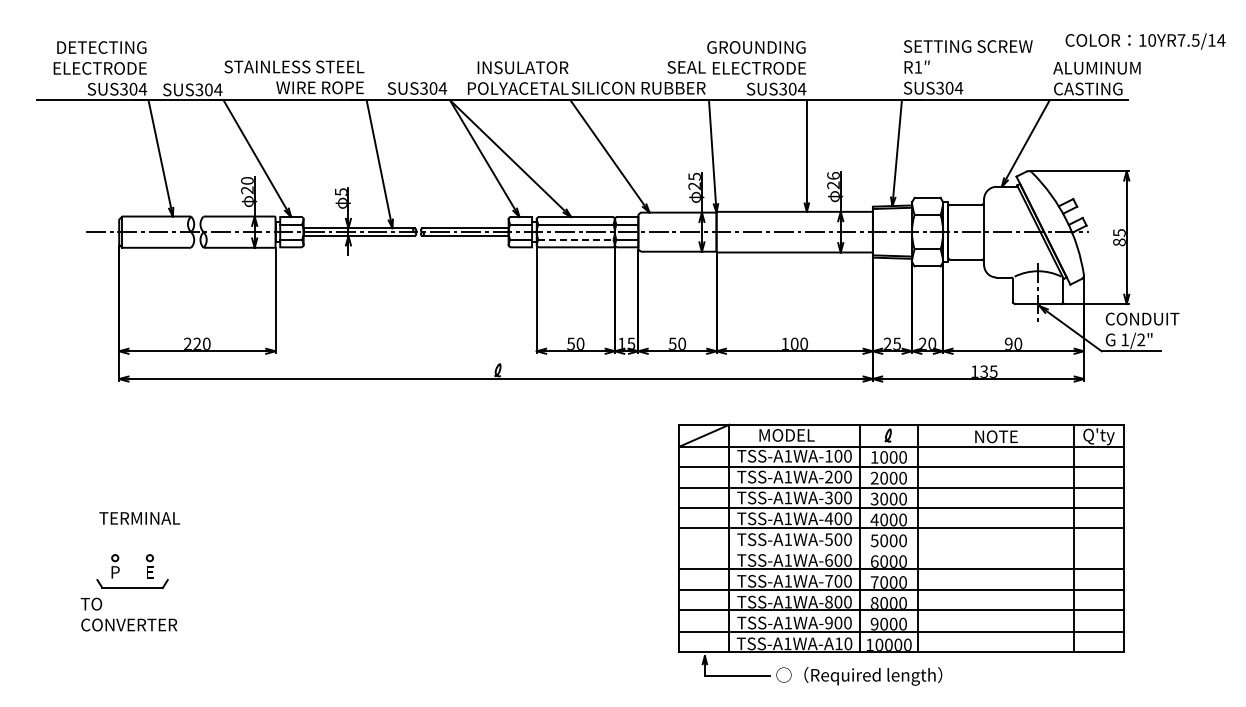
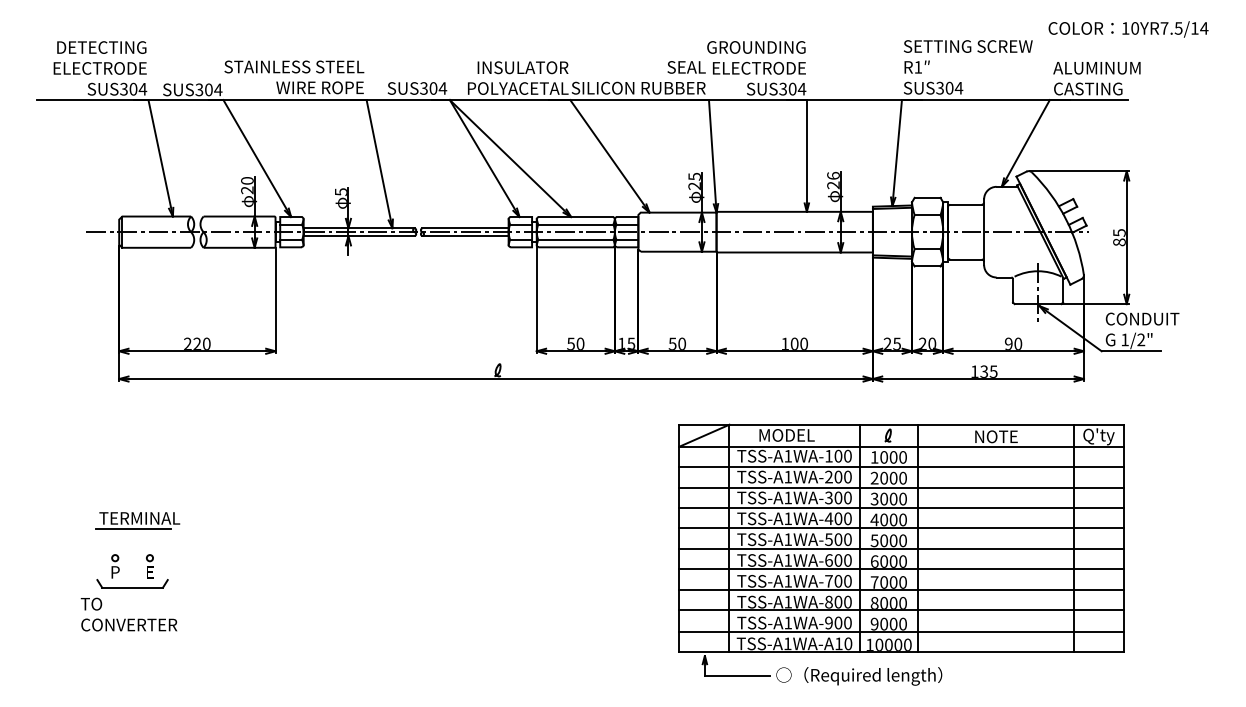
text position: (1145, 41) -> (1128, 29) (1128, 29)
line: dashed -> solid (575, 239)
line: none -> present (133, 528)
line: none -> present (901, 548)
